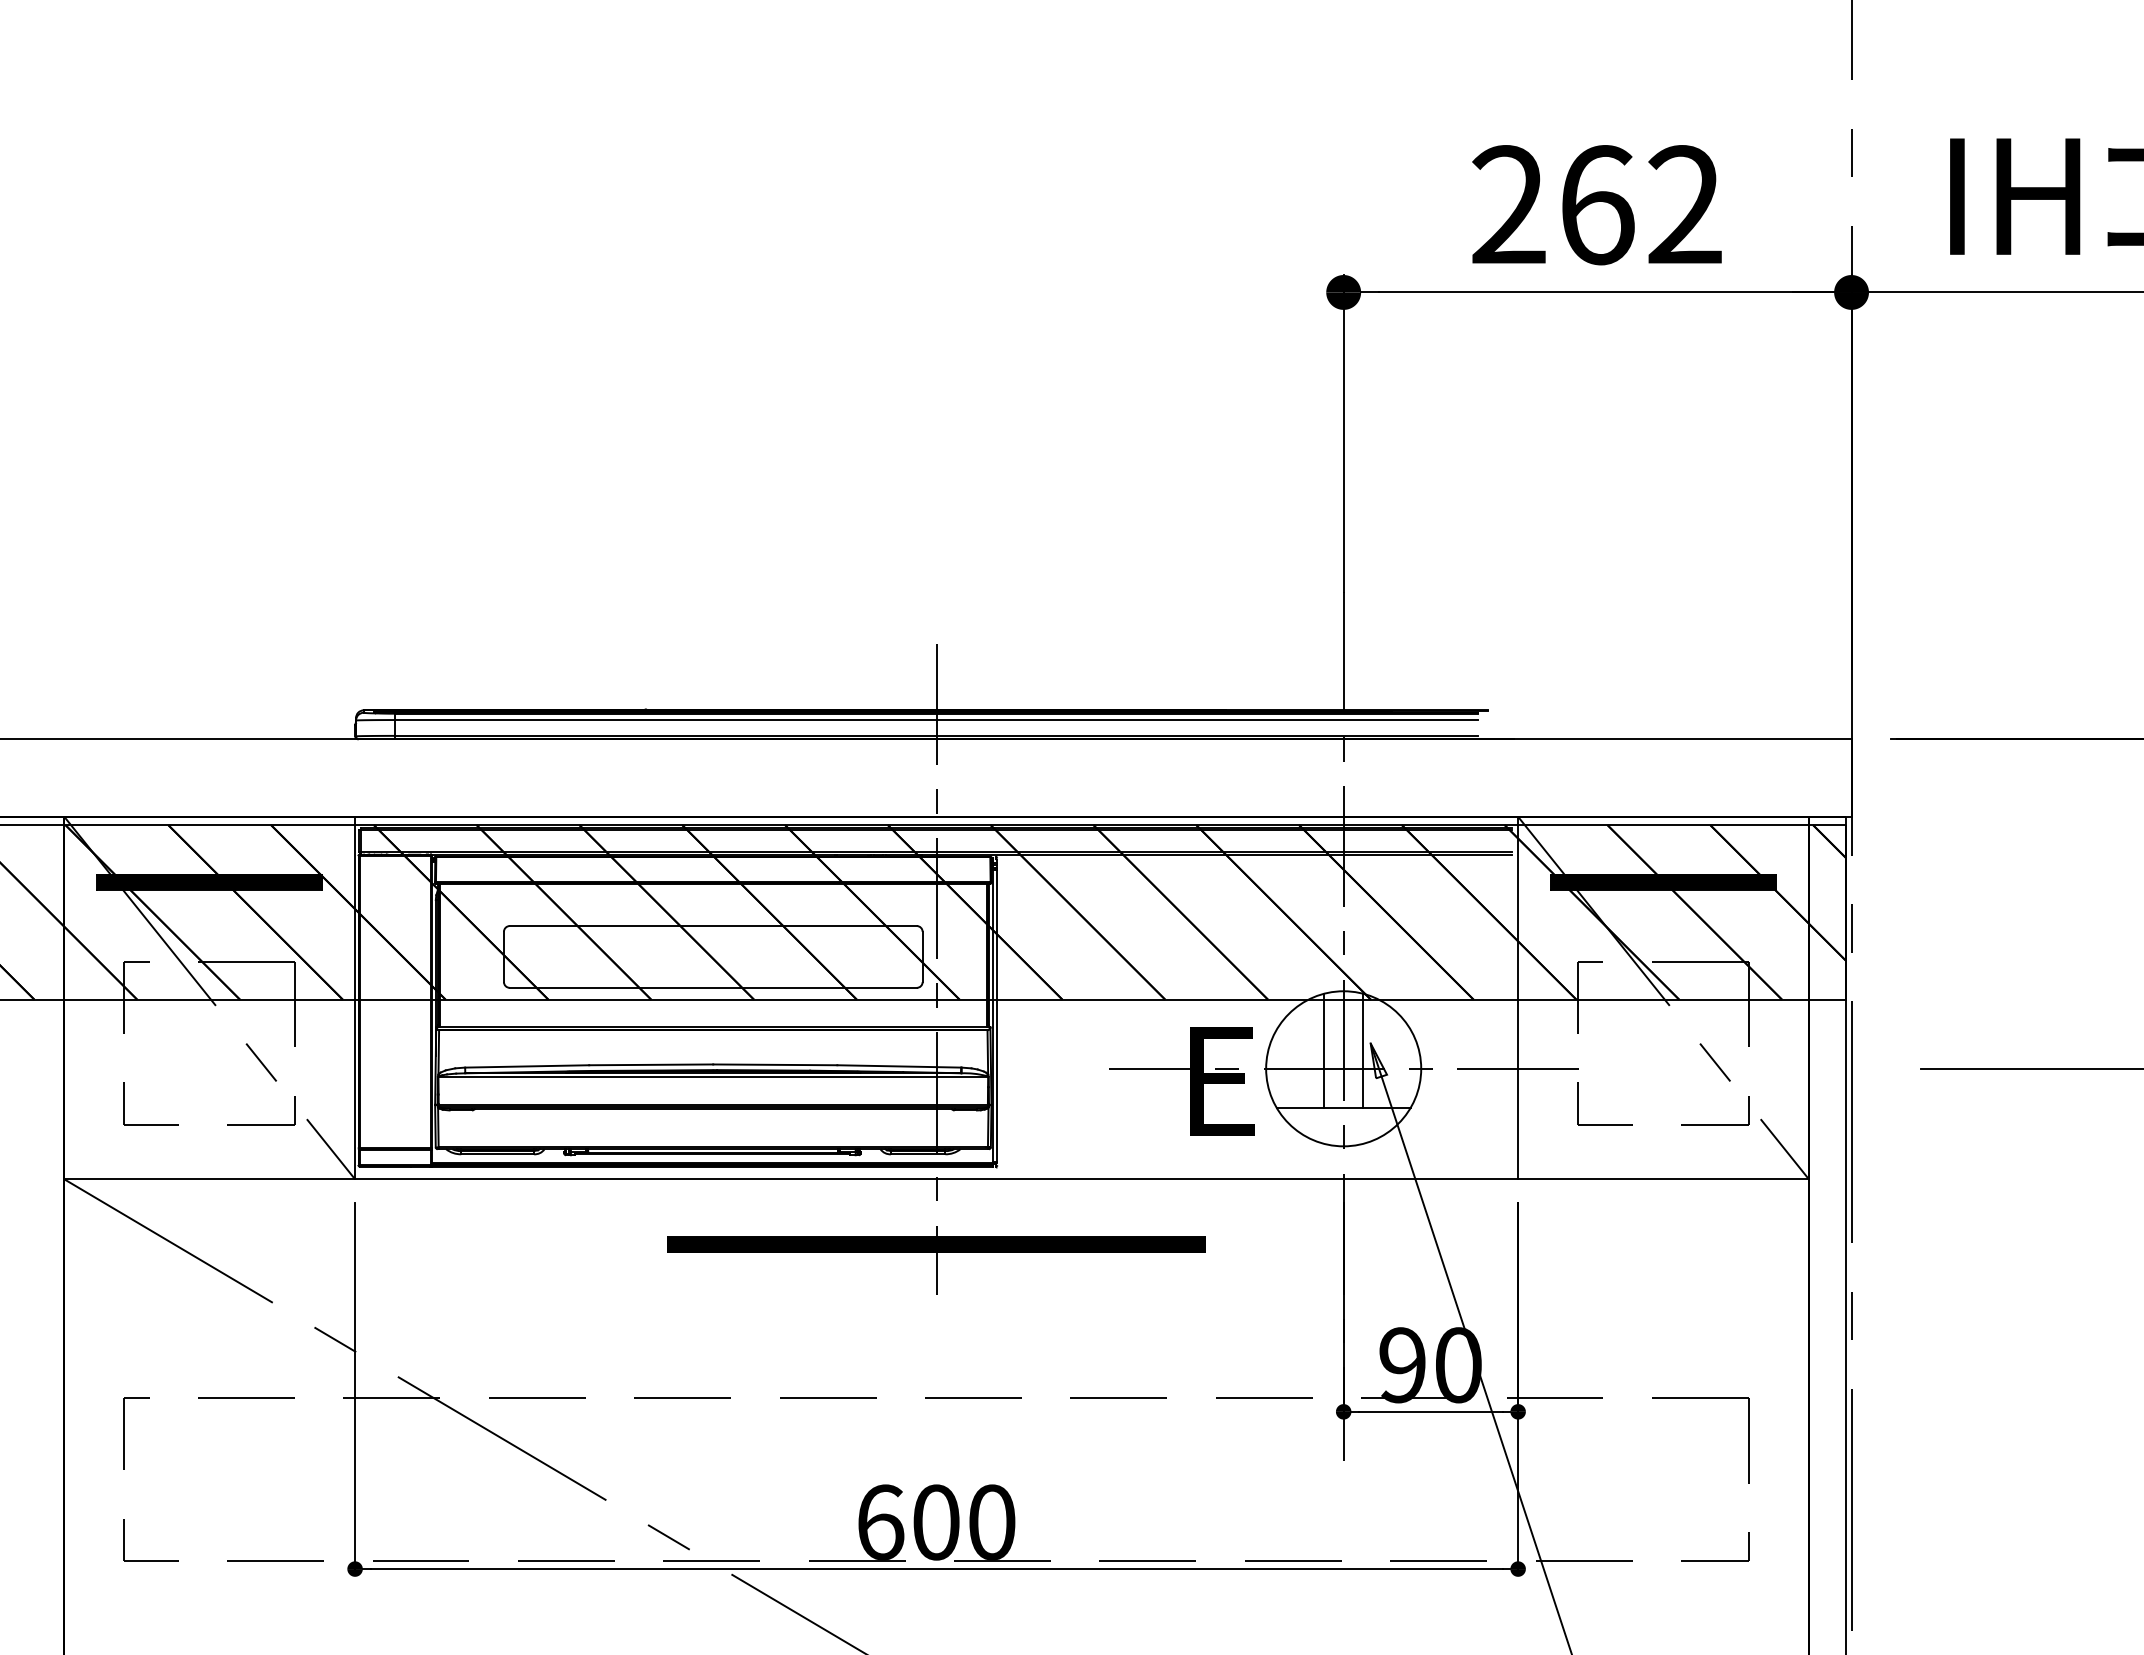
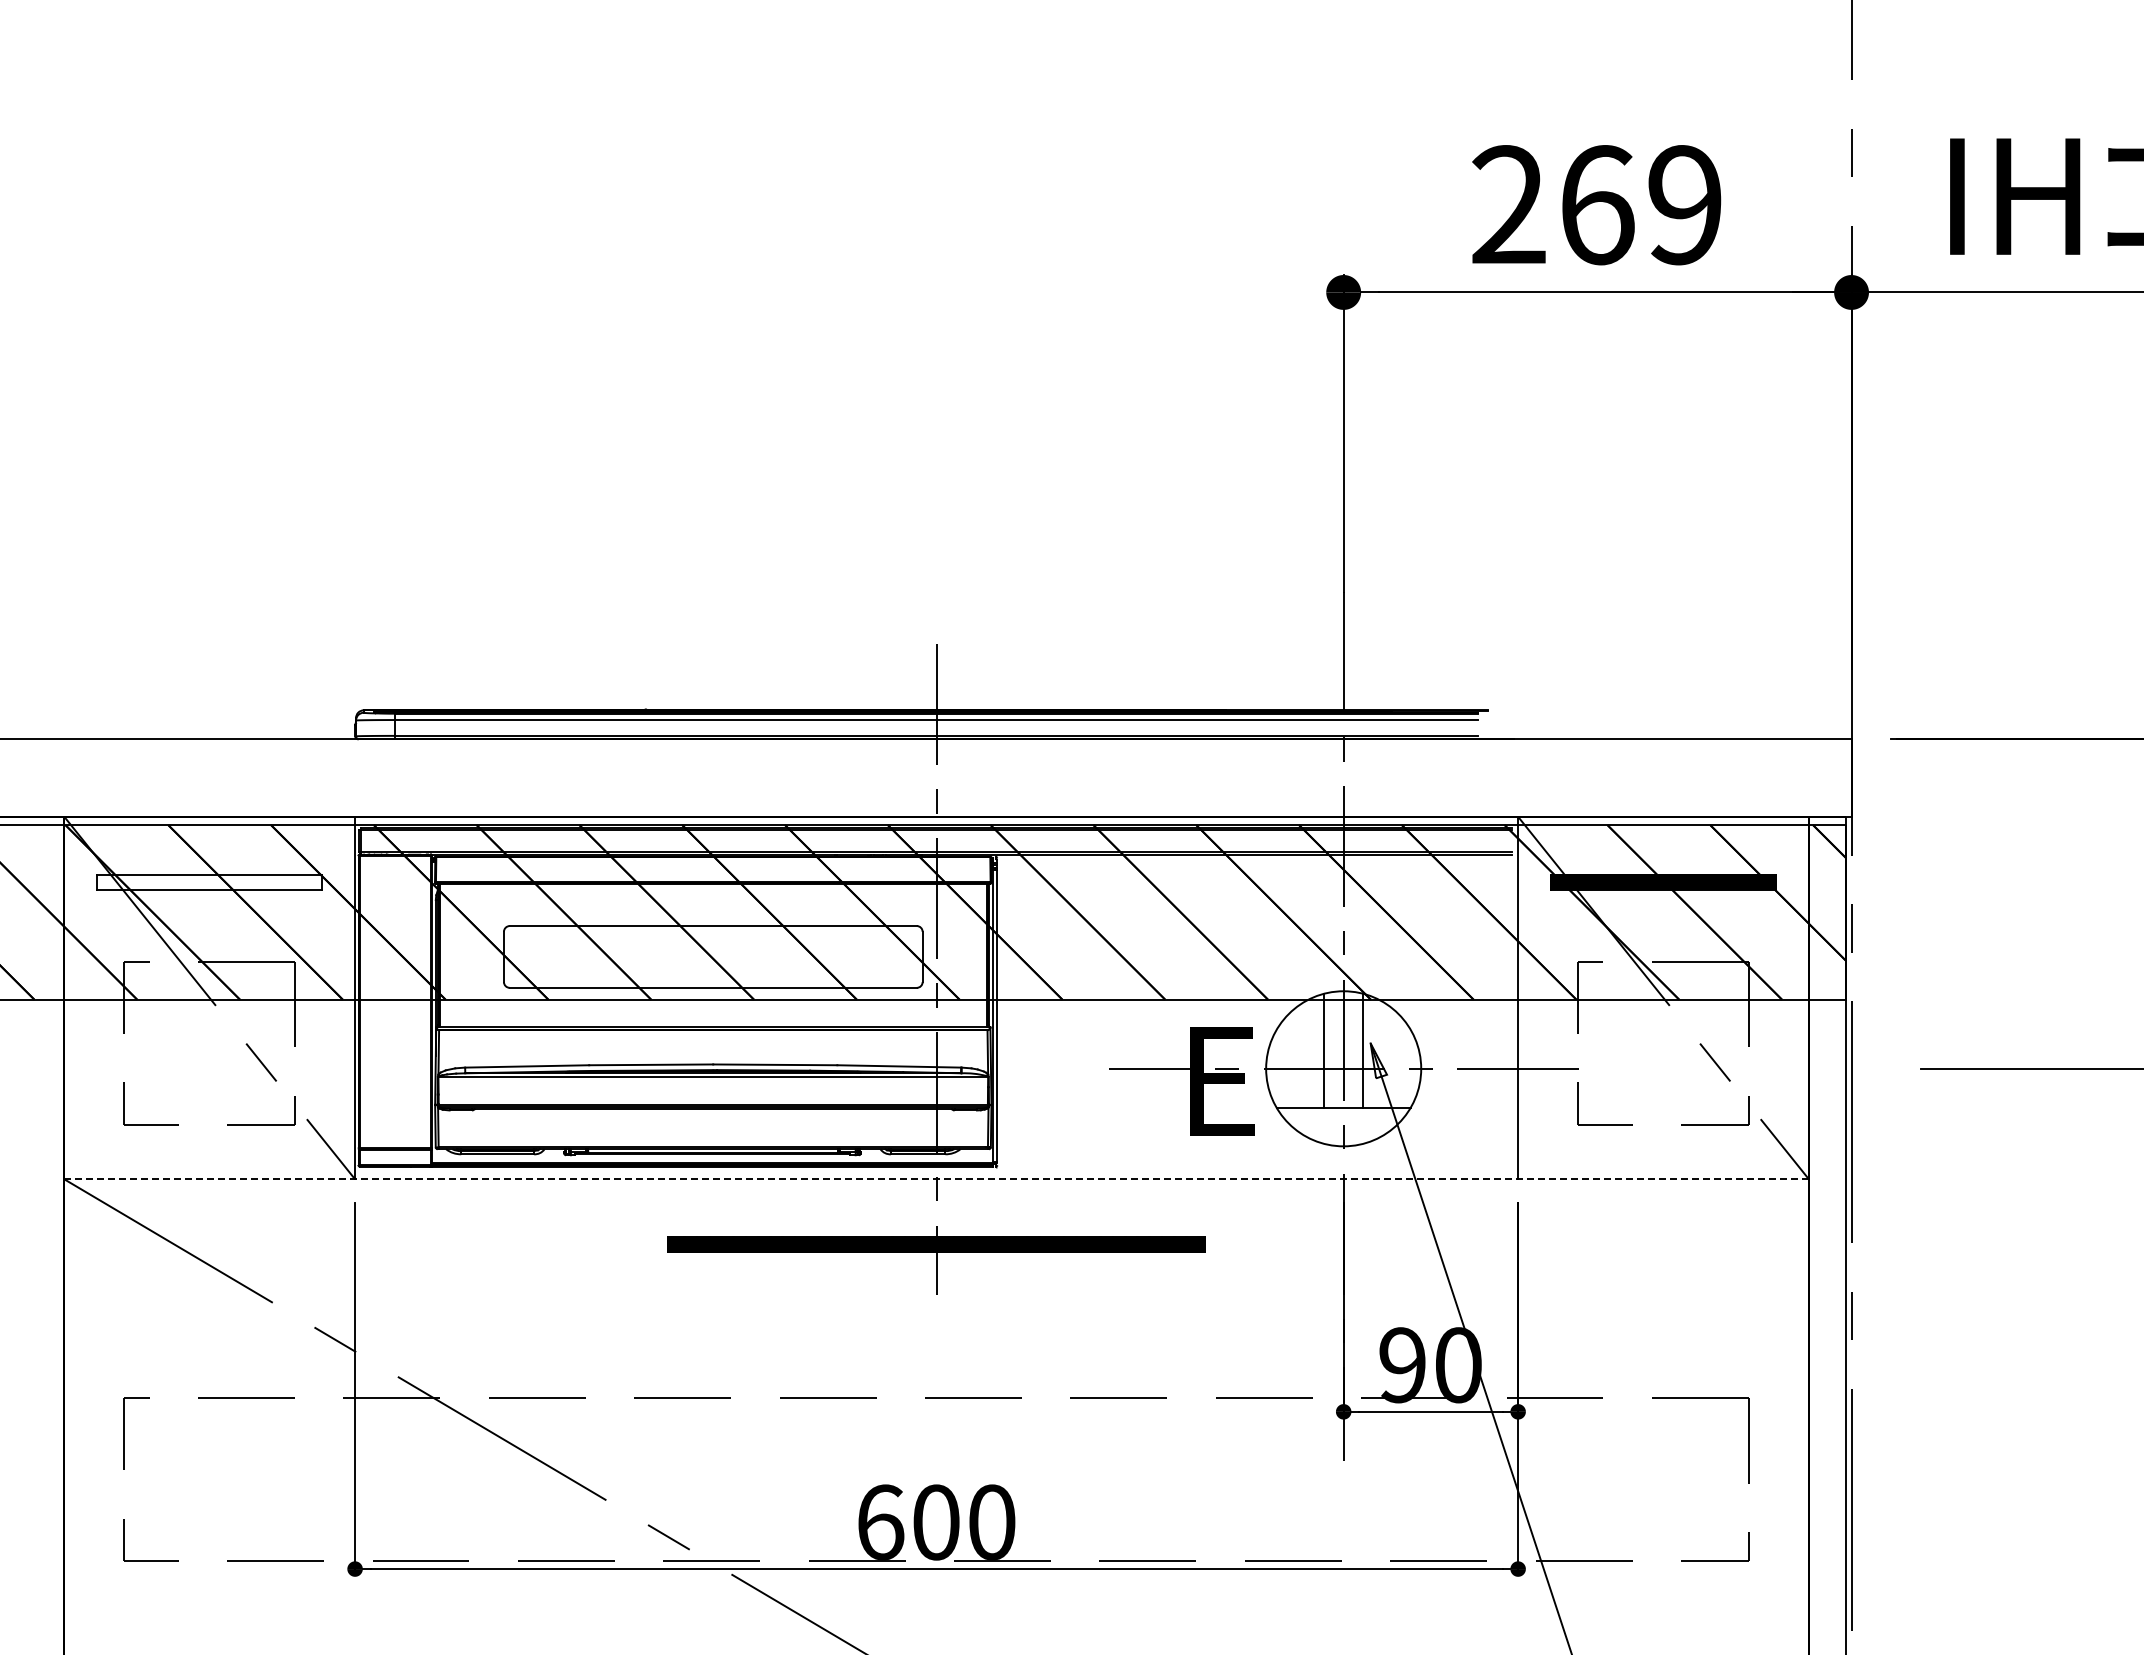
text: 262 -> 269 (1684, 205)
hatch: present -> none (209, 881)
line: solid -> dashed (936, 1179)
